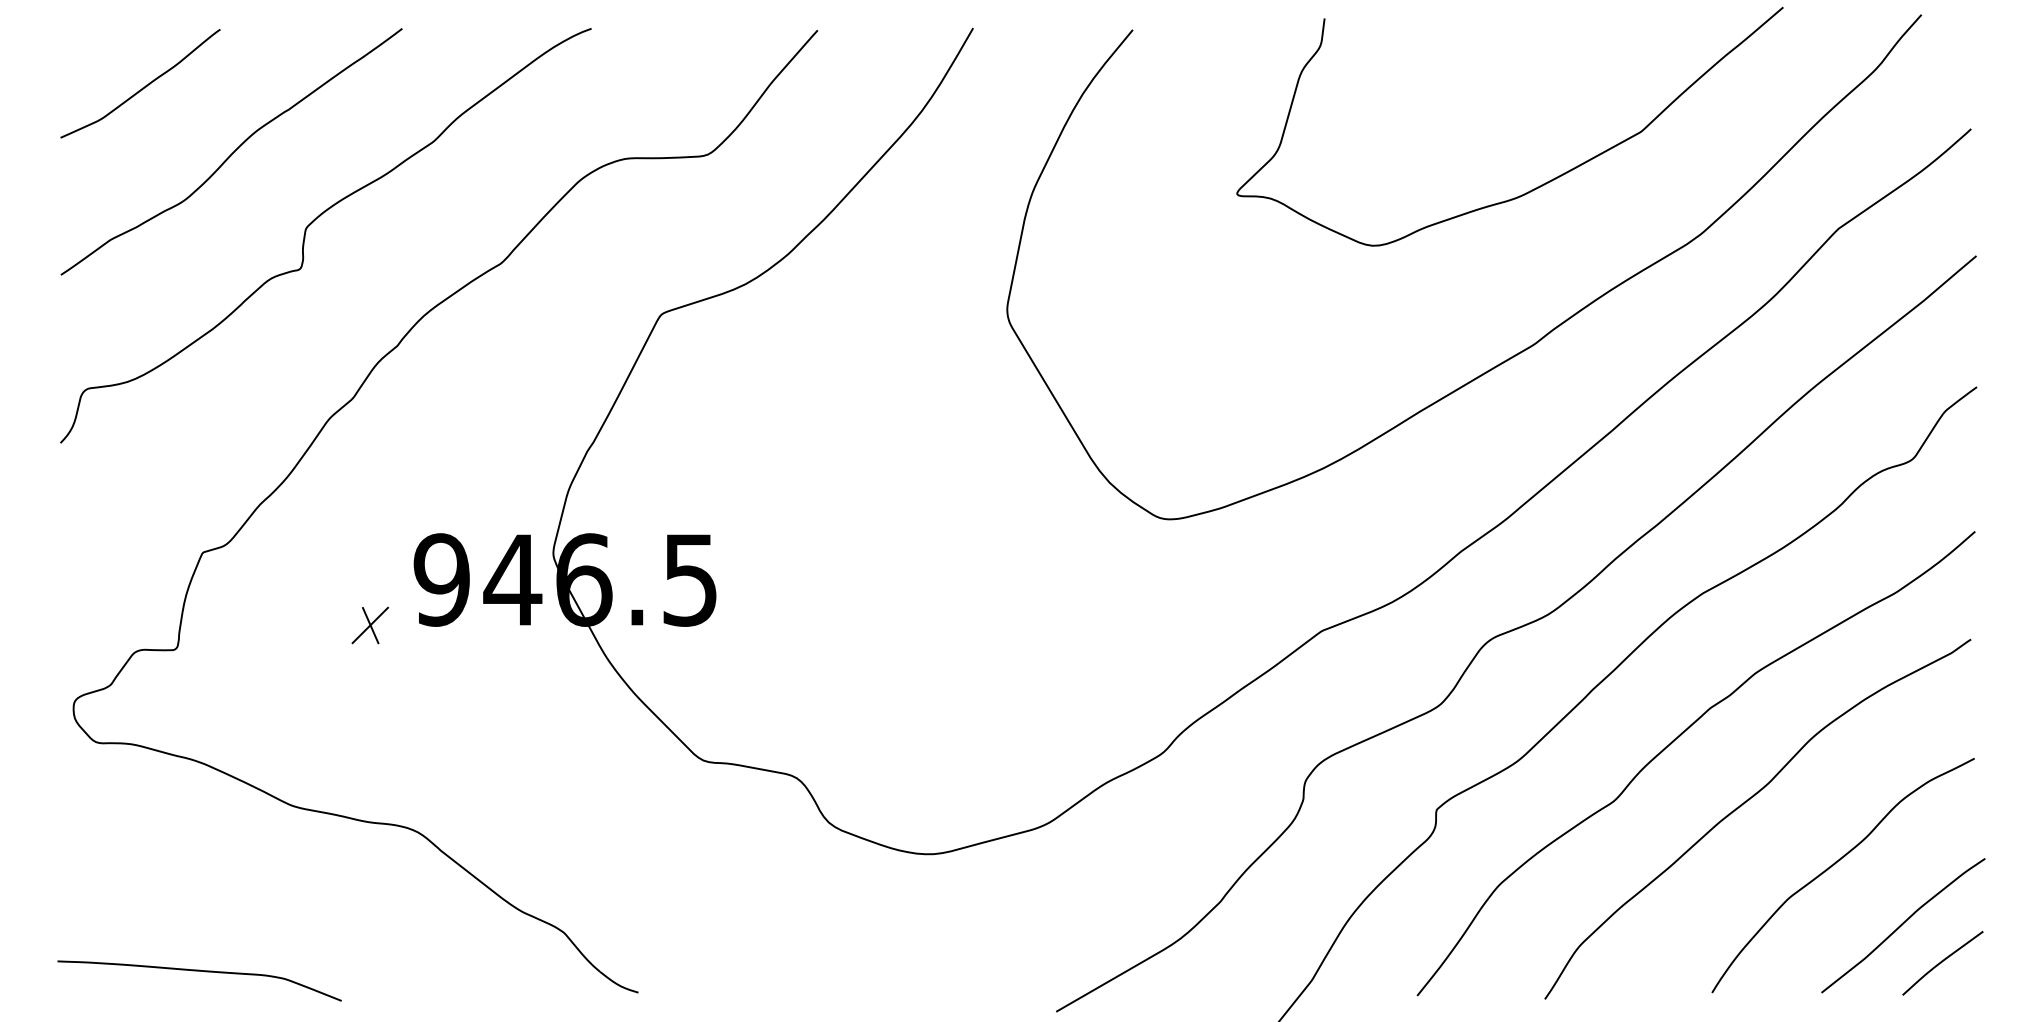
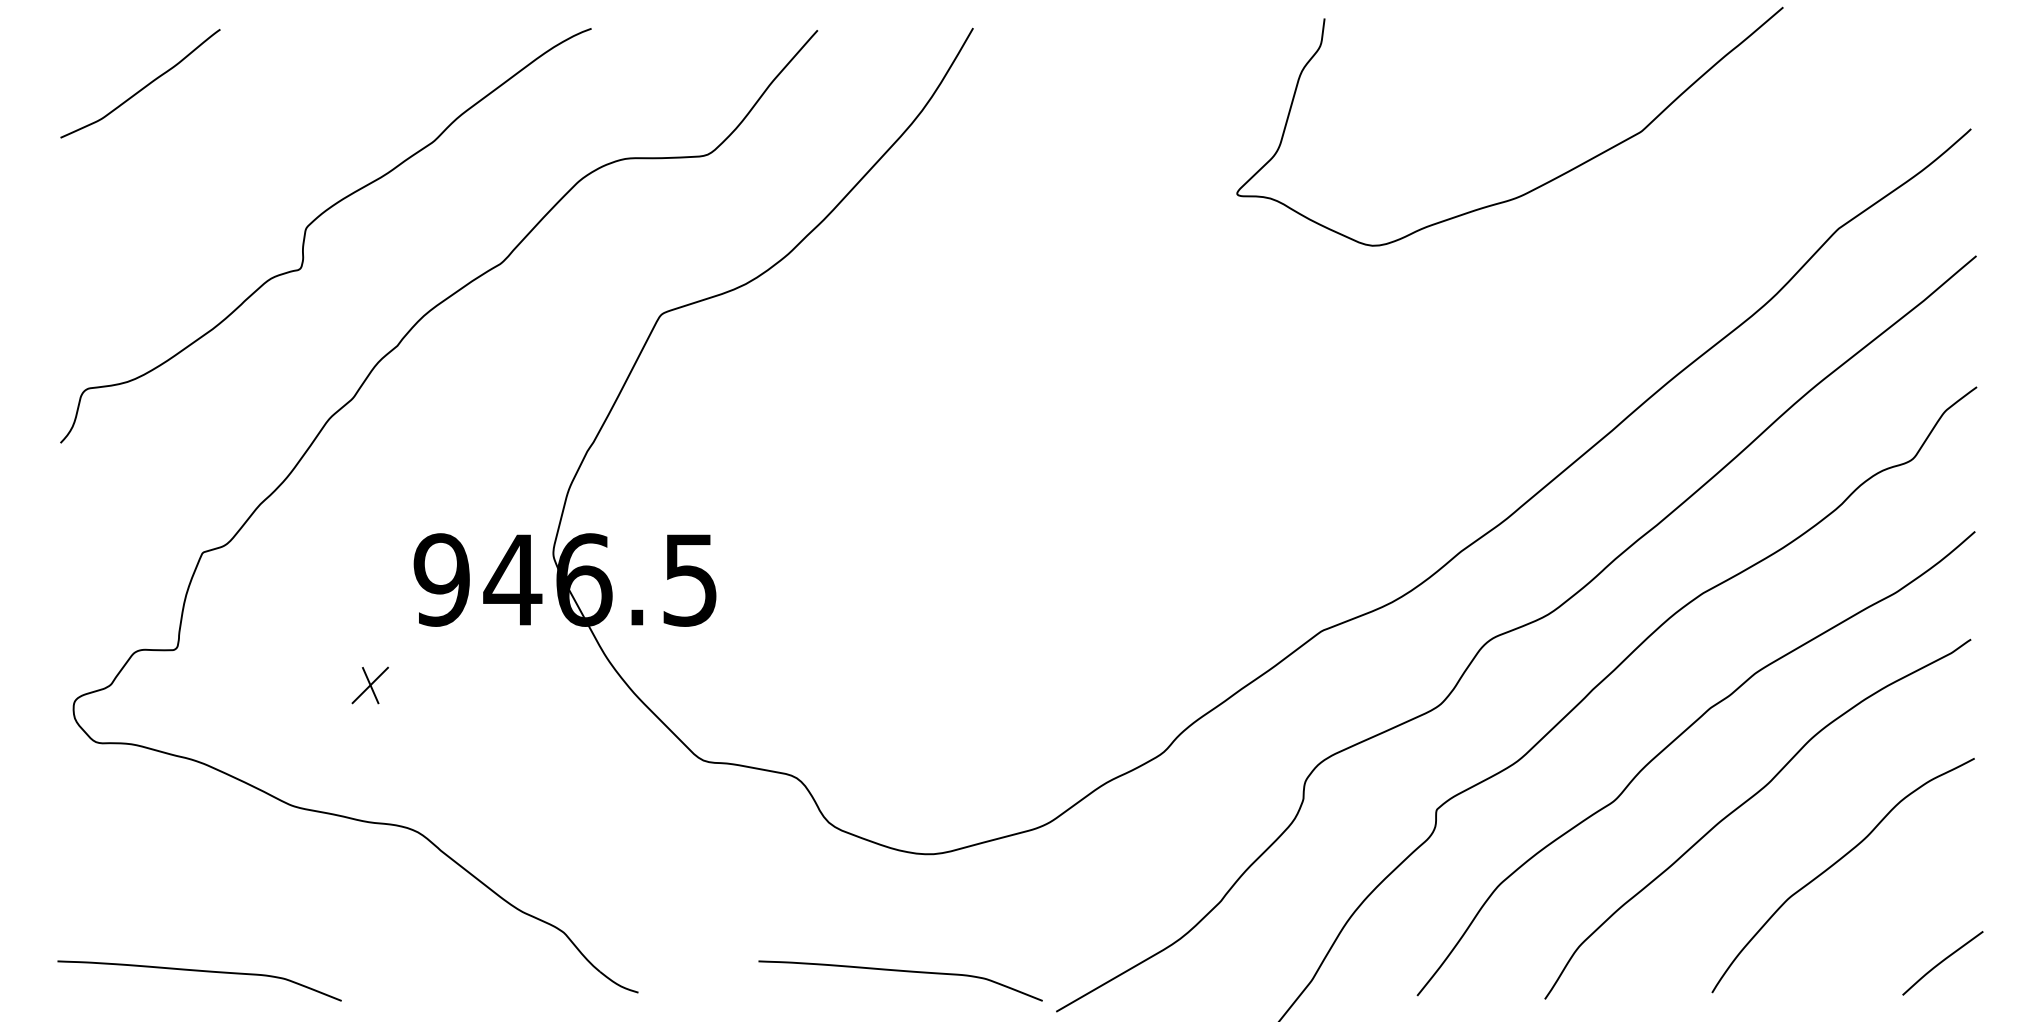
curve: present -> none (232, 152)
curve: present -> none (1516, 353)
part position: (369, 625) -> (369, 685) (369, 685)
curve: present -> none (1903, 924)
curve: none -> present (900, 971)
